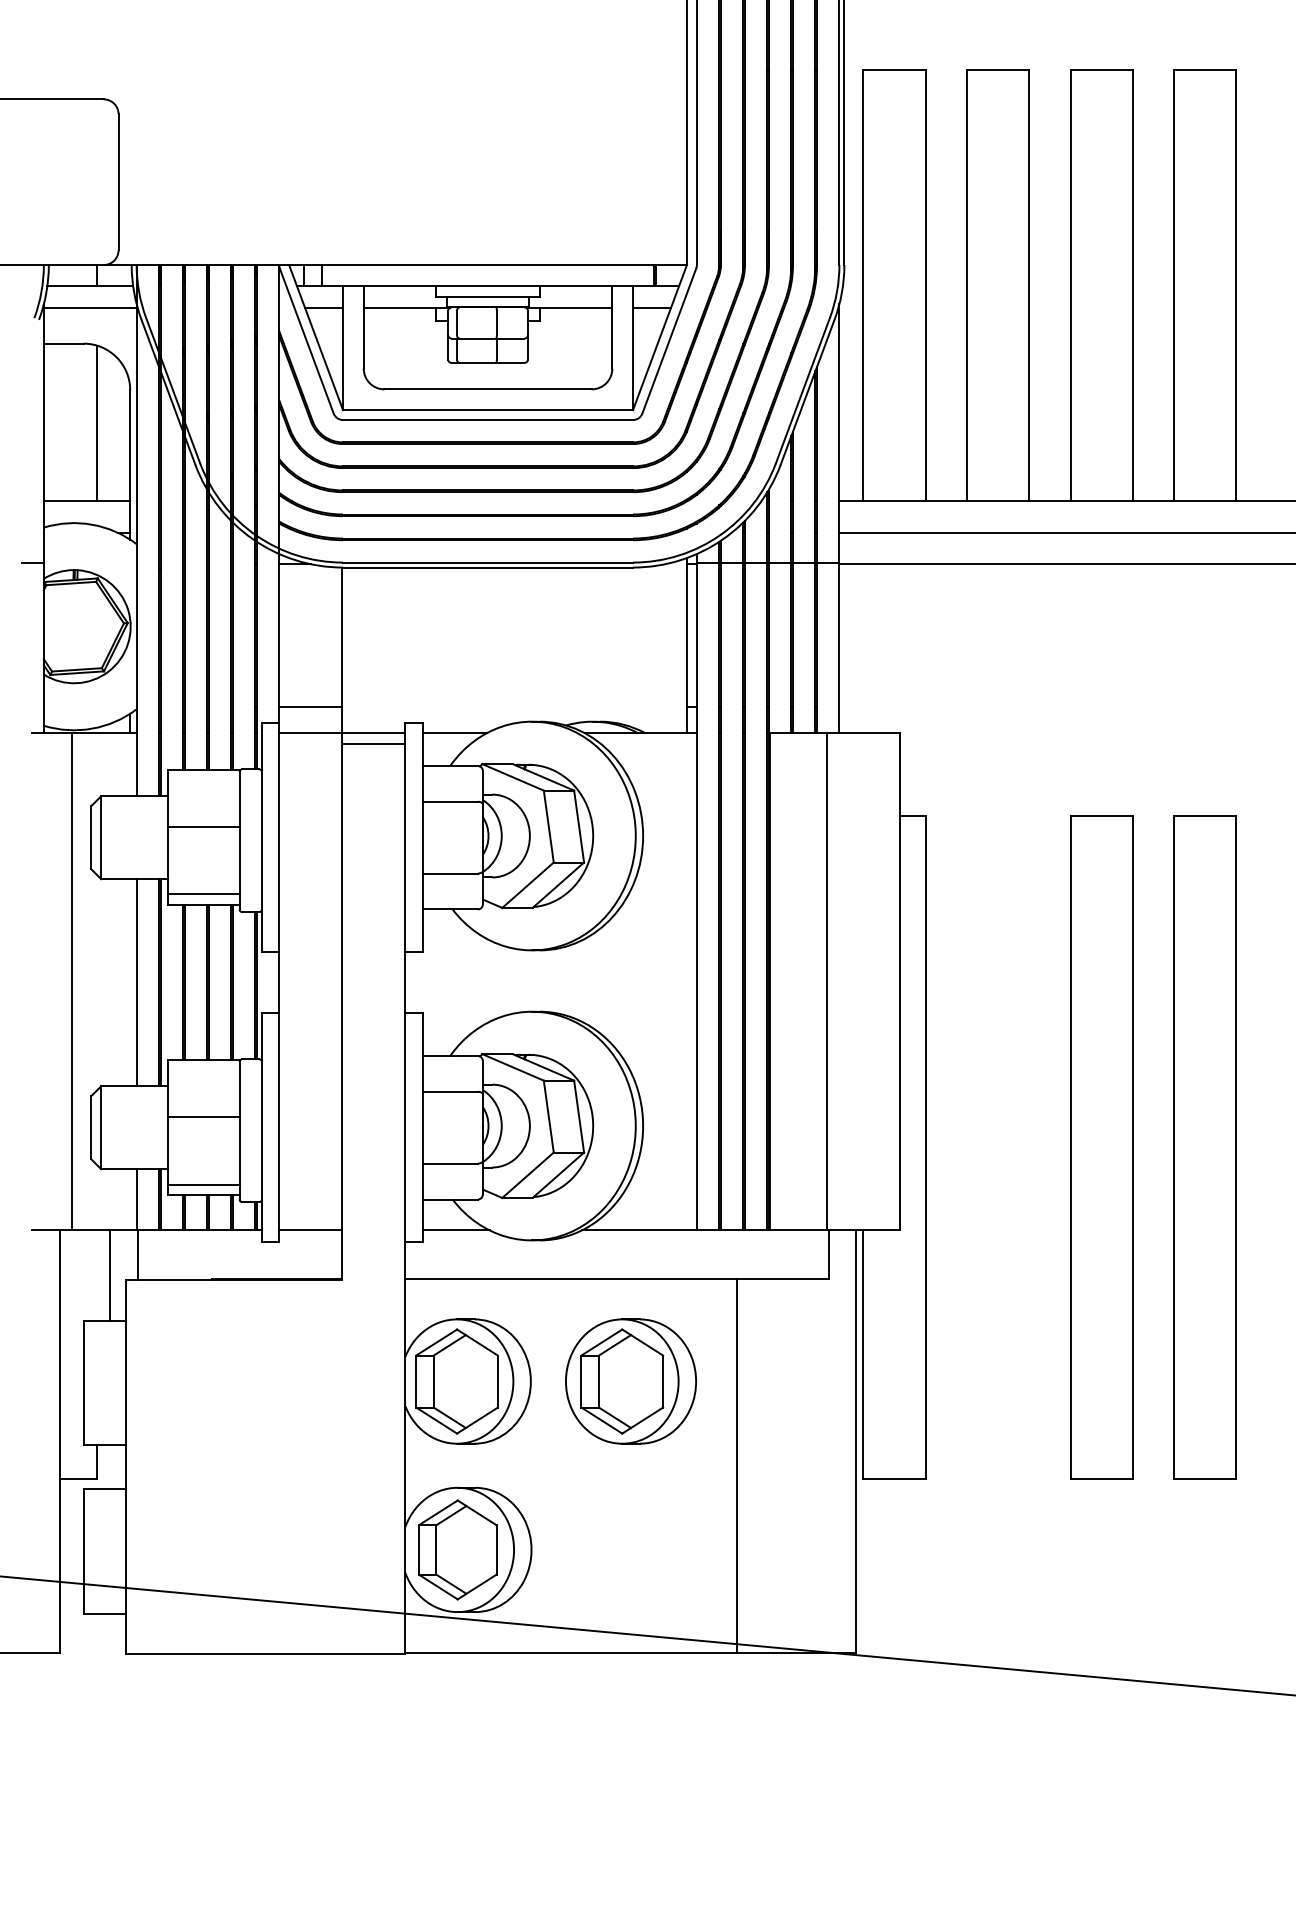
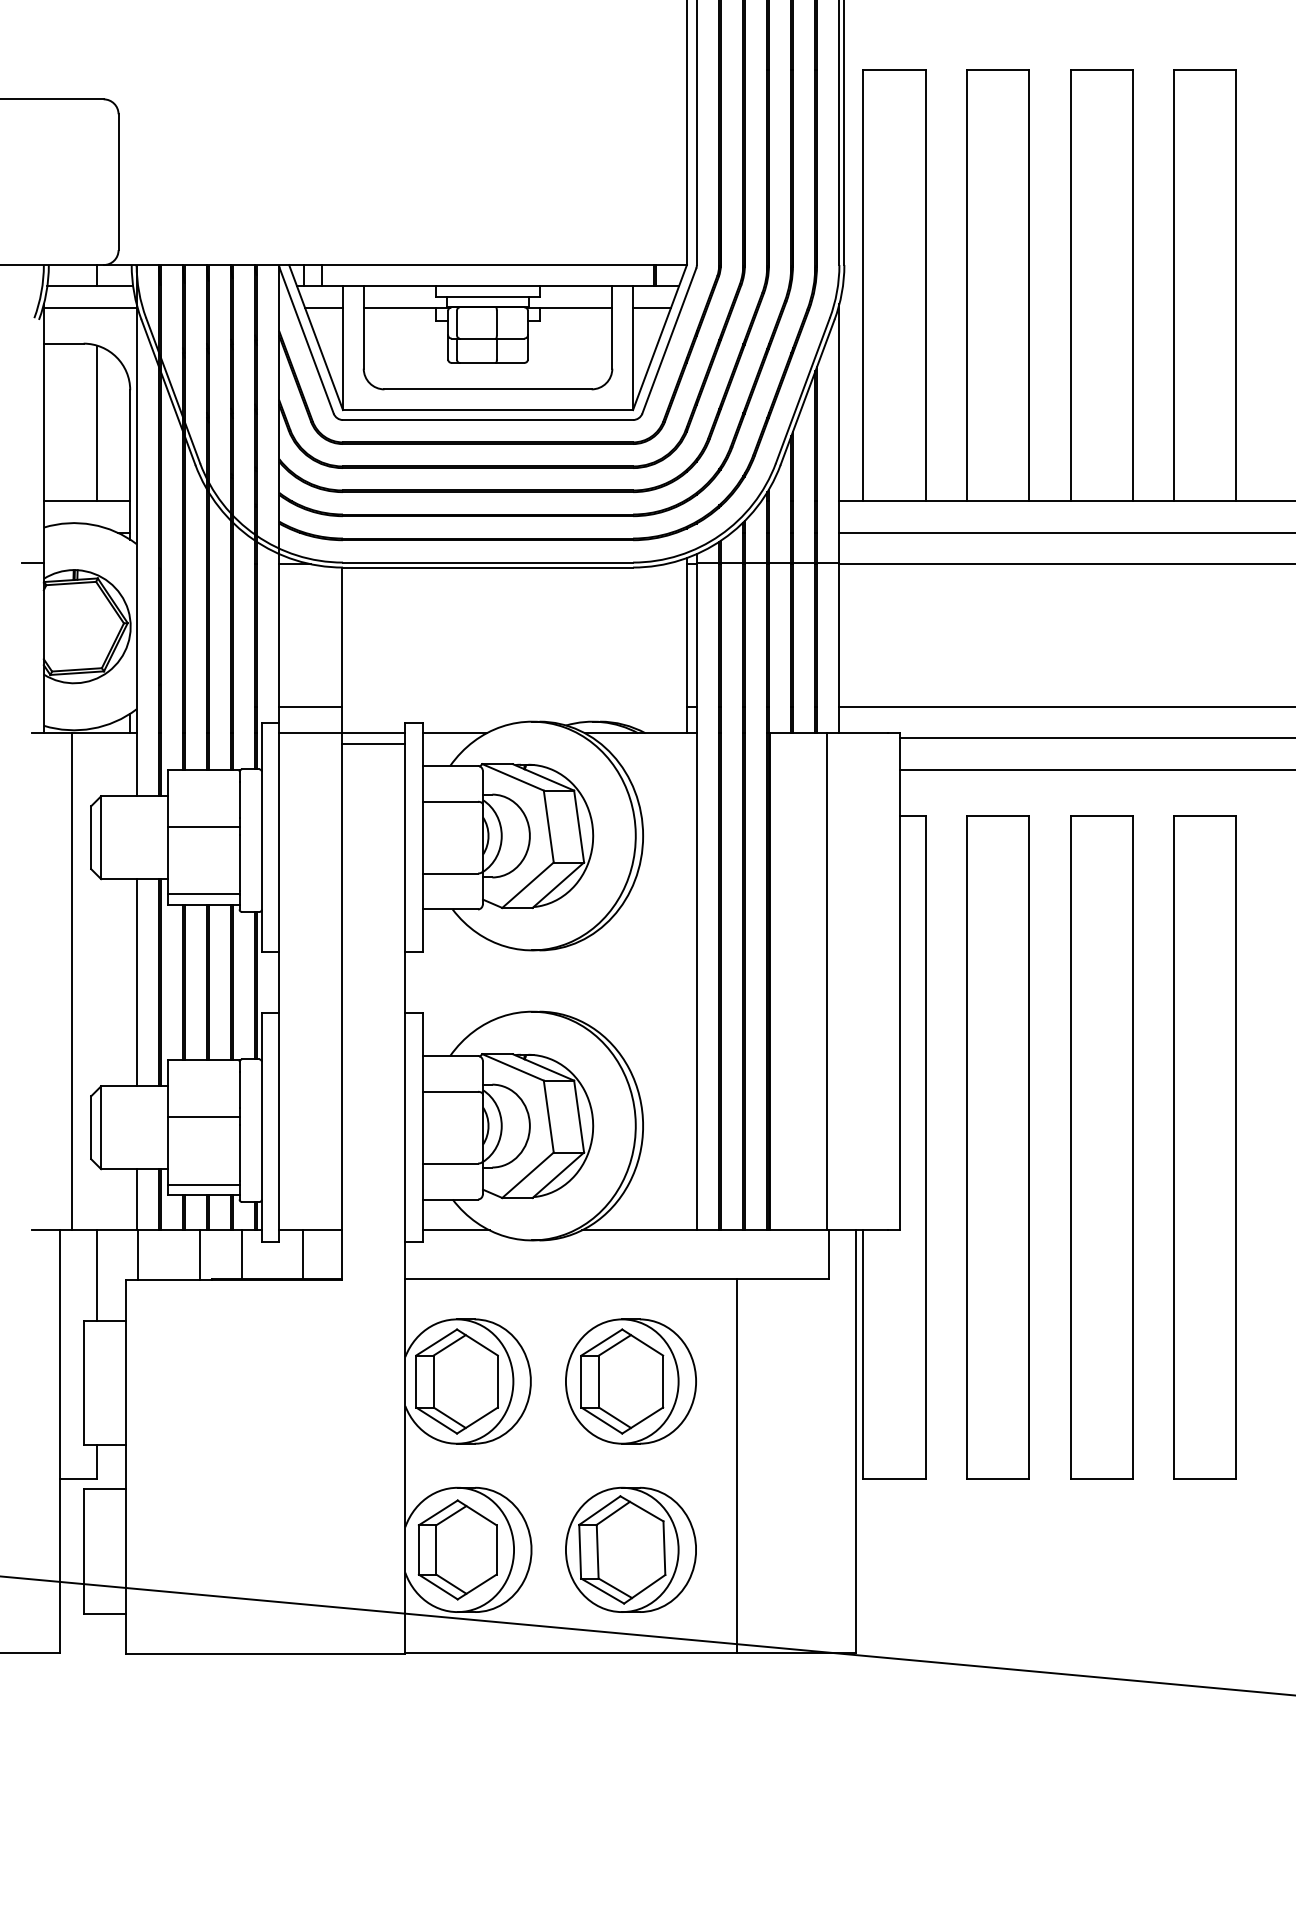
line: none -> present (1065, 706)
line: none -> present (1096, 738)
line: none -> present (1096, 769)
part: none -> present (997, 1147)
line: none -> present (241, 1254)
line: none -> present (303, 1254)
line: none -> present (200, 1255)
line position: (109, 1275) -> (96, 1275) (96, 1275)
part: none -> present (630, 1549)
